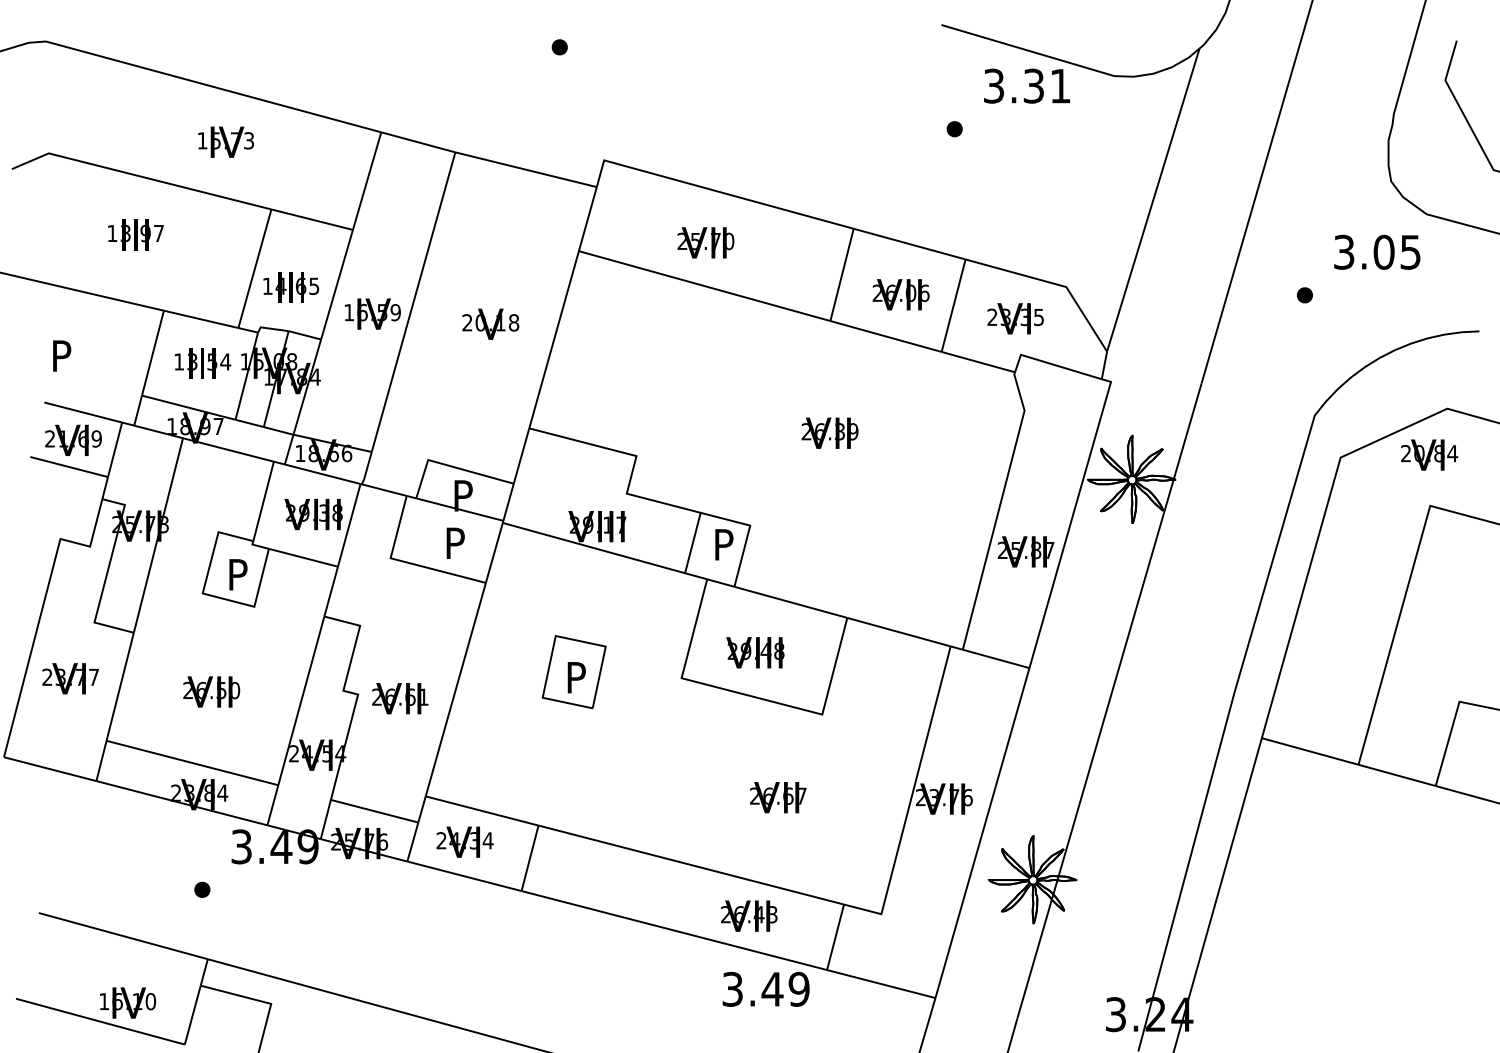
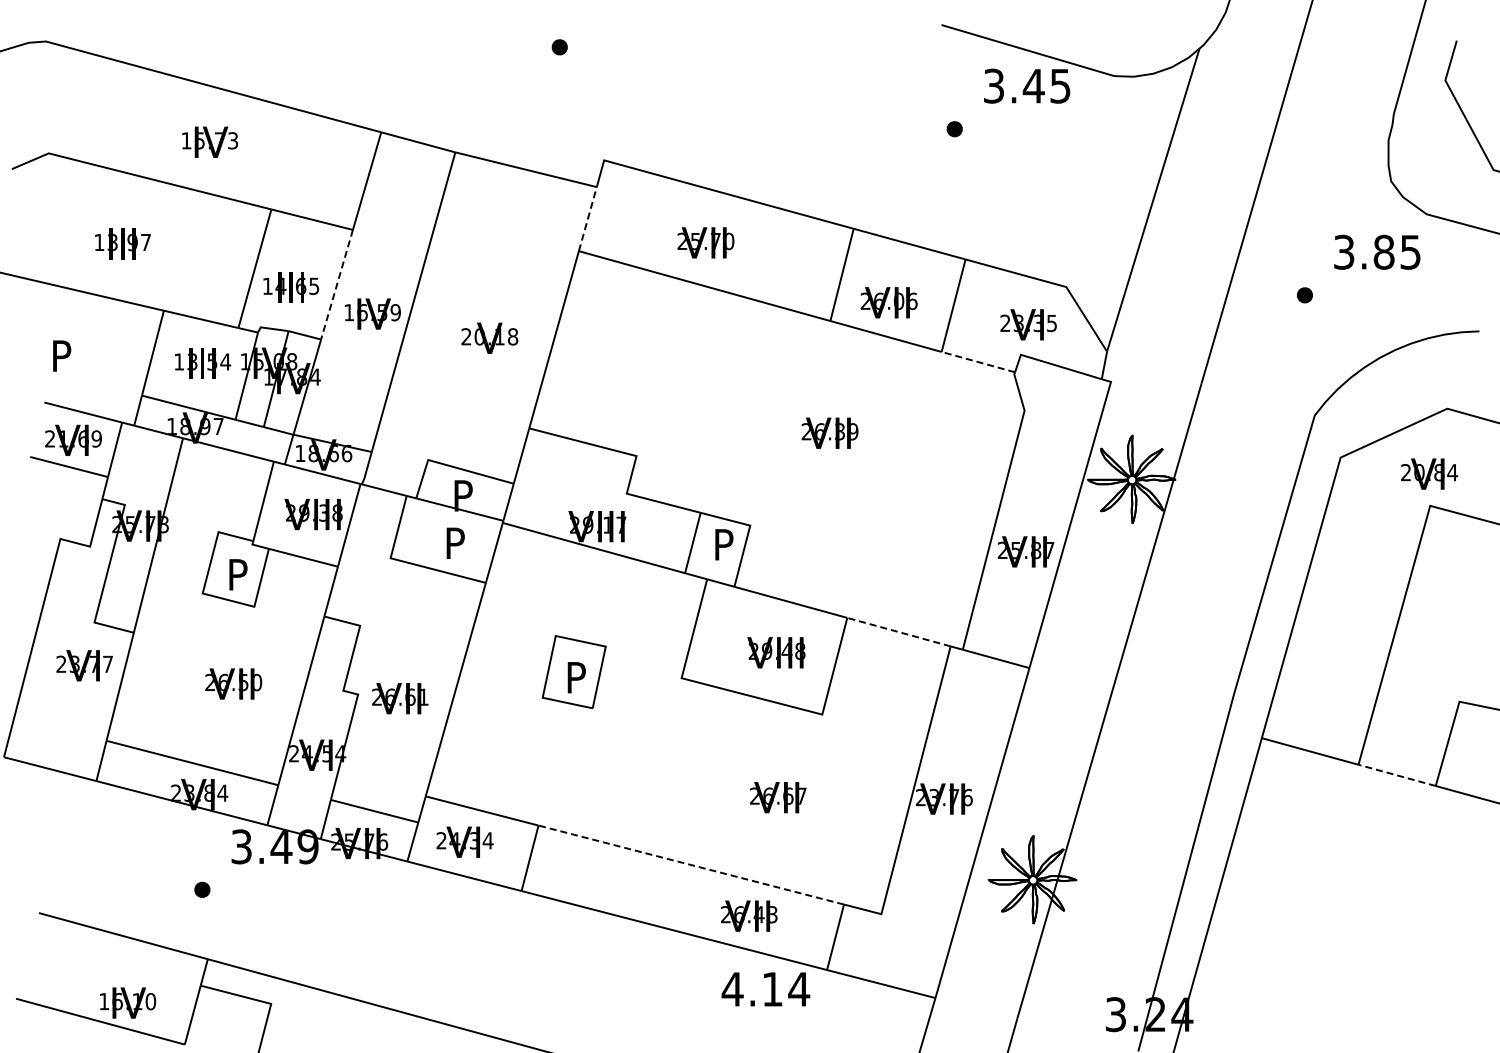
text: 3.31 -> 3.45 (1046, 85)
text position: (226, 141) -> (210, 141) (210, 141)
line: solid -> dashed (587, 218)
text position: (135, 234) -> (122, 243) (122, 243)
text: 3.05 -> 3.85 (1383, 252)
line: solid -> dashed (336, 285)
text position: (900, 294) -> (888, 302) (888, 302)
text position: (1015, 318) -> (1028, 324) (1028, 324)
text position: (490, 323) -> (489, 337) (489, 337)
line: solid -> dashed (977, 361)
text position: (1429, 454) -> (1429, 473) (1429, 473)
line: solid -> dashed (898, 632)
text position: (755, 652) -> (776, 652) (776, 652)
text position: (70, 678) -> (84, 665) (84, 665)
text position: (211, 691) -> (233, 683) (233, 683)
line: solid -> dashed (1396, 775)
line: solid -> dashed (691, 865)
text: 3.49 -> 4.14 (765, 988)
